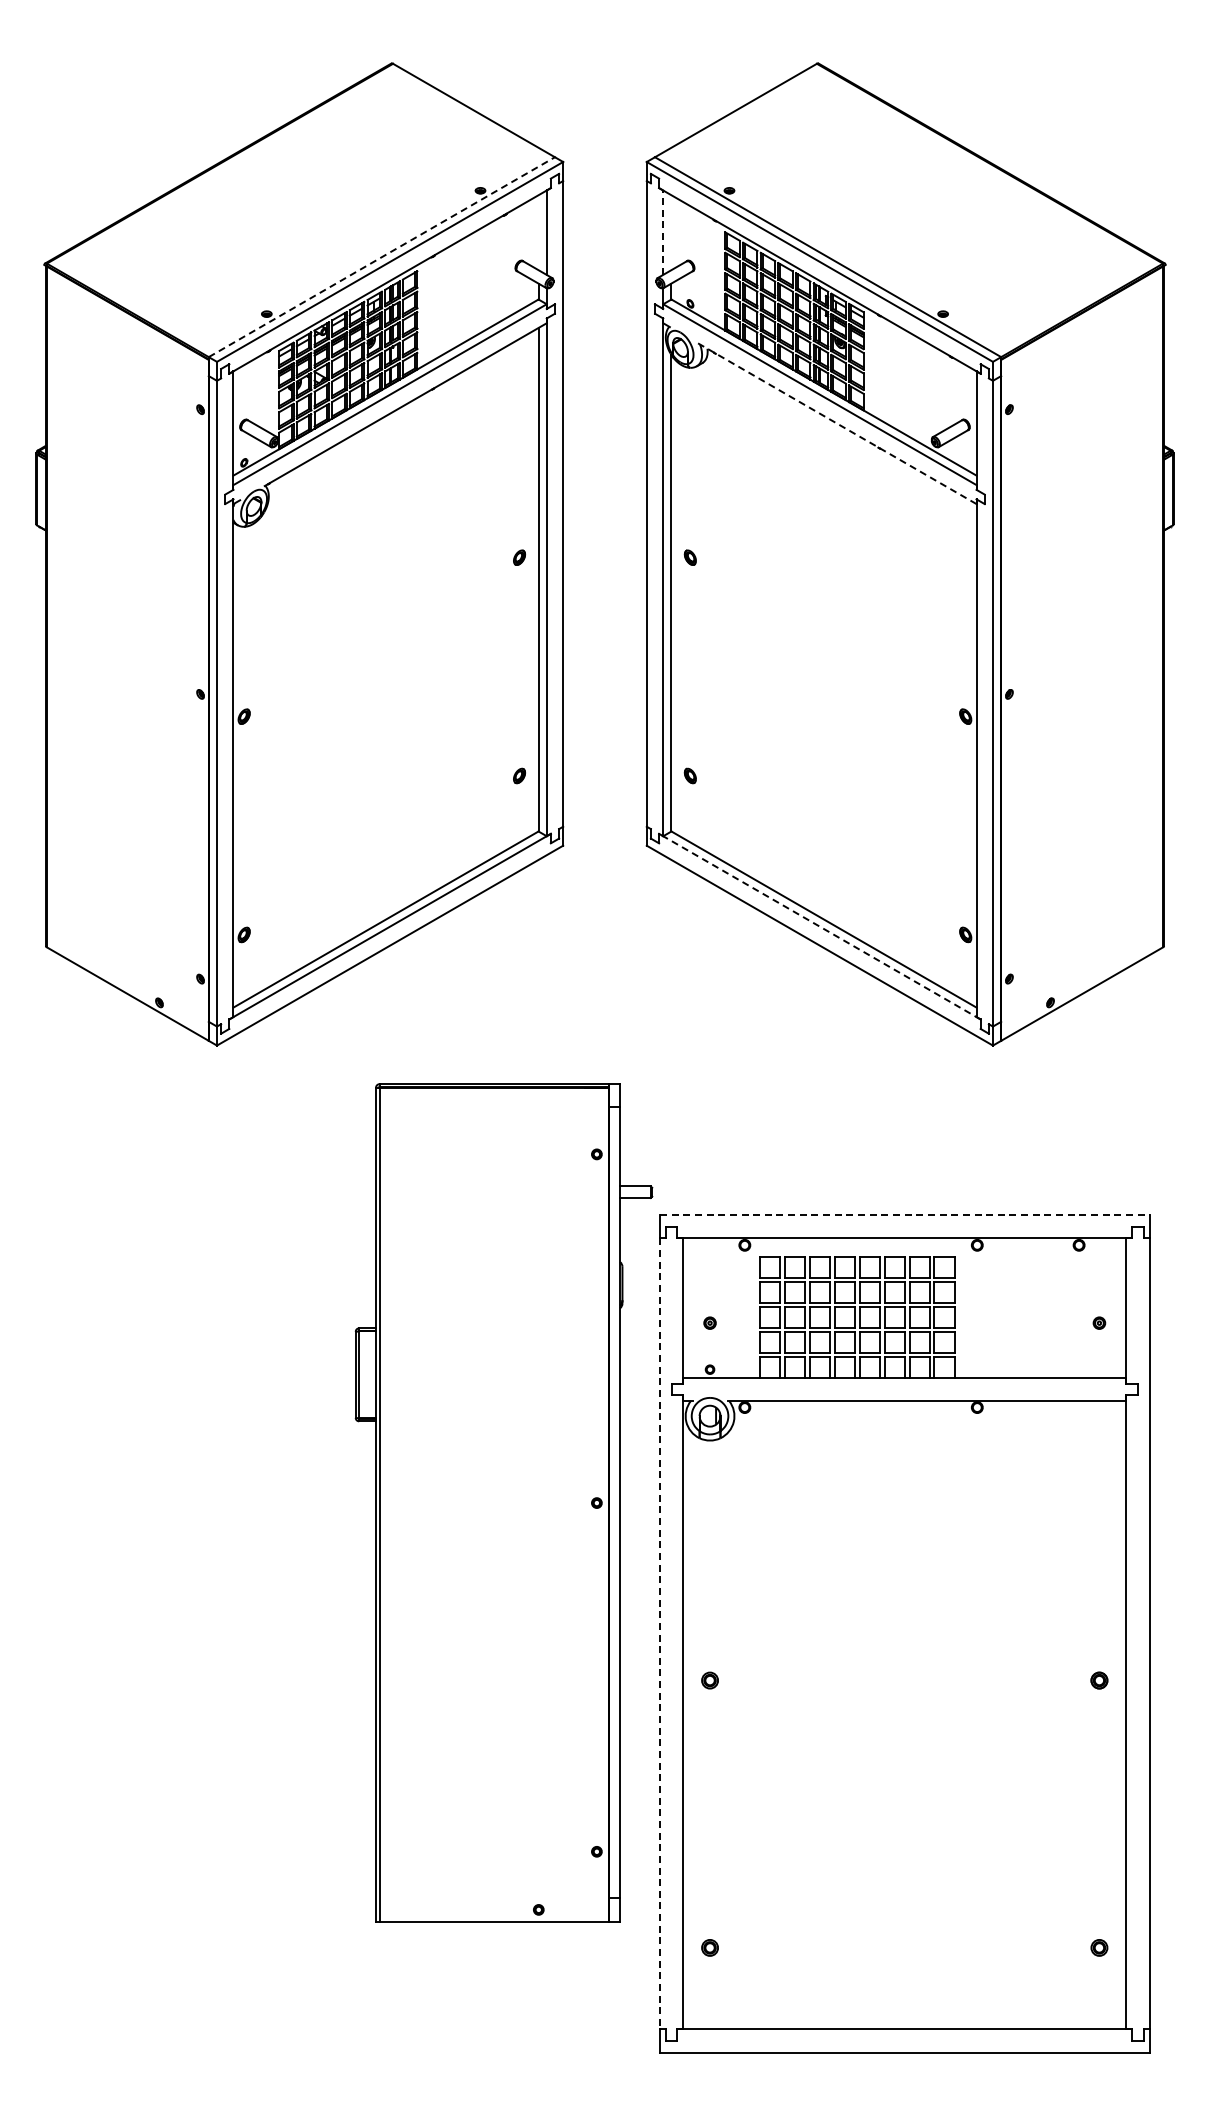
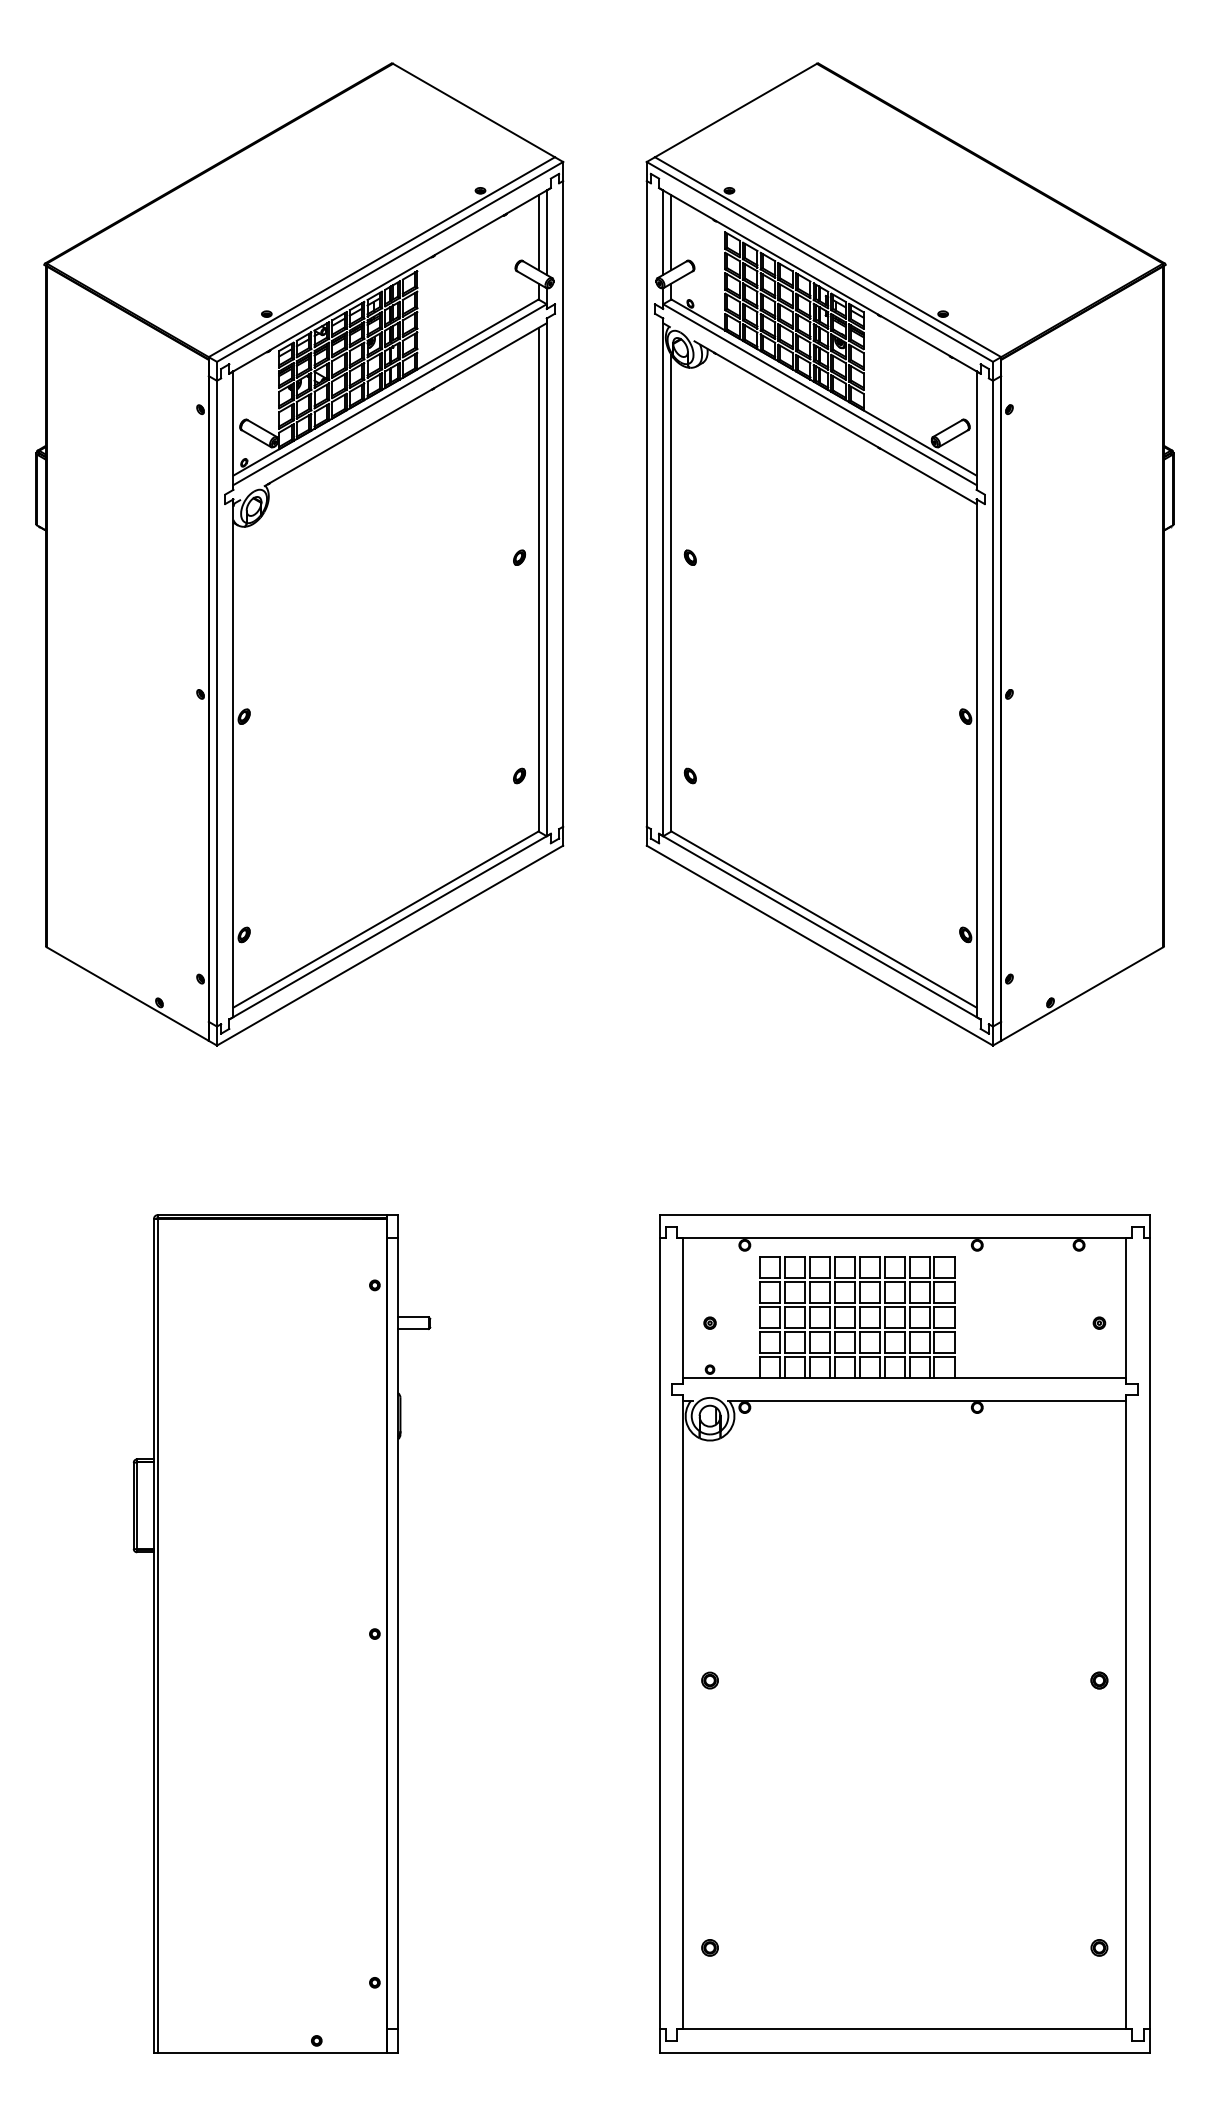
line: none -> present (538, 232)
line: dashed -> solid (663, 232)
line: none -> present (671, 232)
line: dashed -> solid (381, 257)
line: dashed -> solid (835, 422)
line: dashed -> solid (819, 926)
line: dashed -> solid (904, 1215)
part position: (503, 1502) -> (281, 1633) (281, 1633)
line: dashed -> solid (659, 1634)
